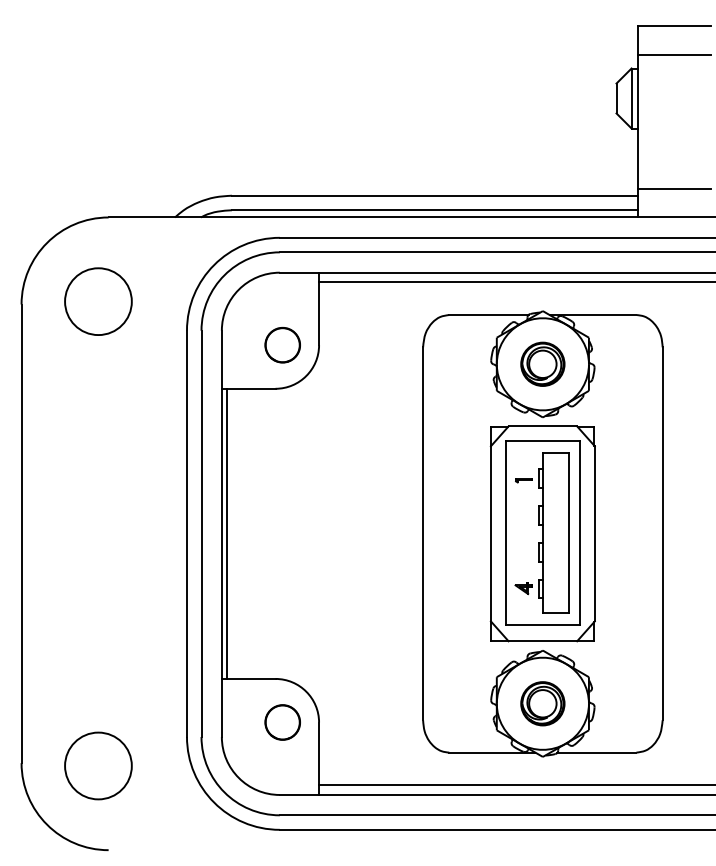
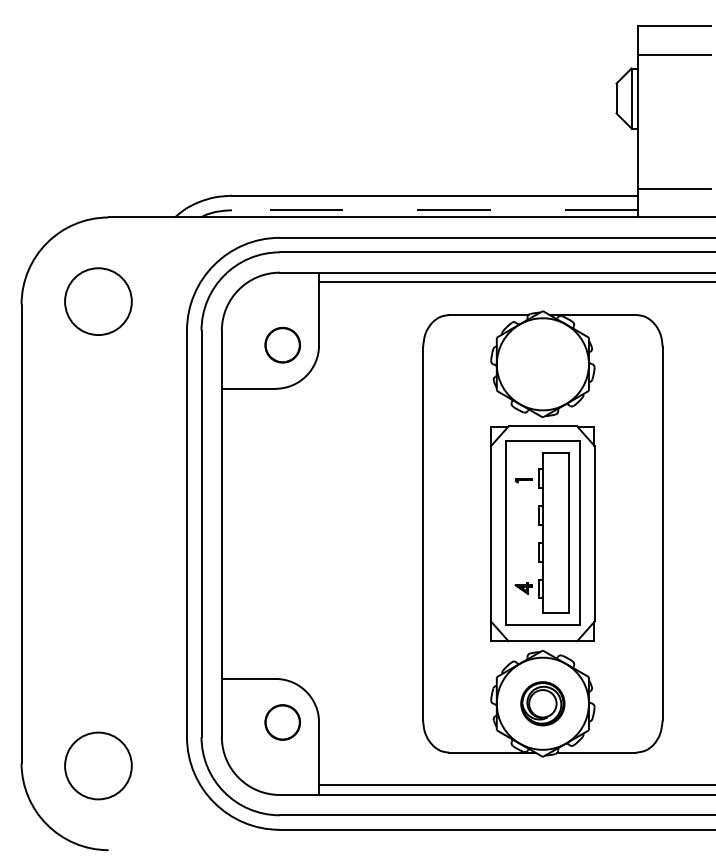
line: solid -> dashed (434, 210)
part: present -> none (542, 363)
line: present -> none (226, 533)
